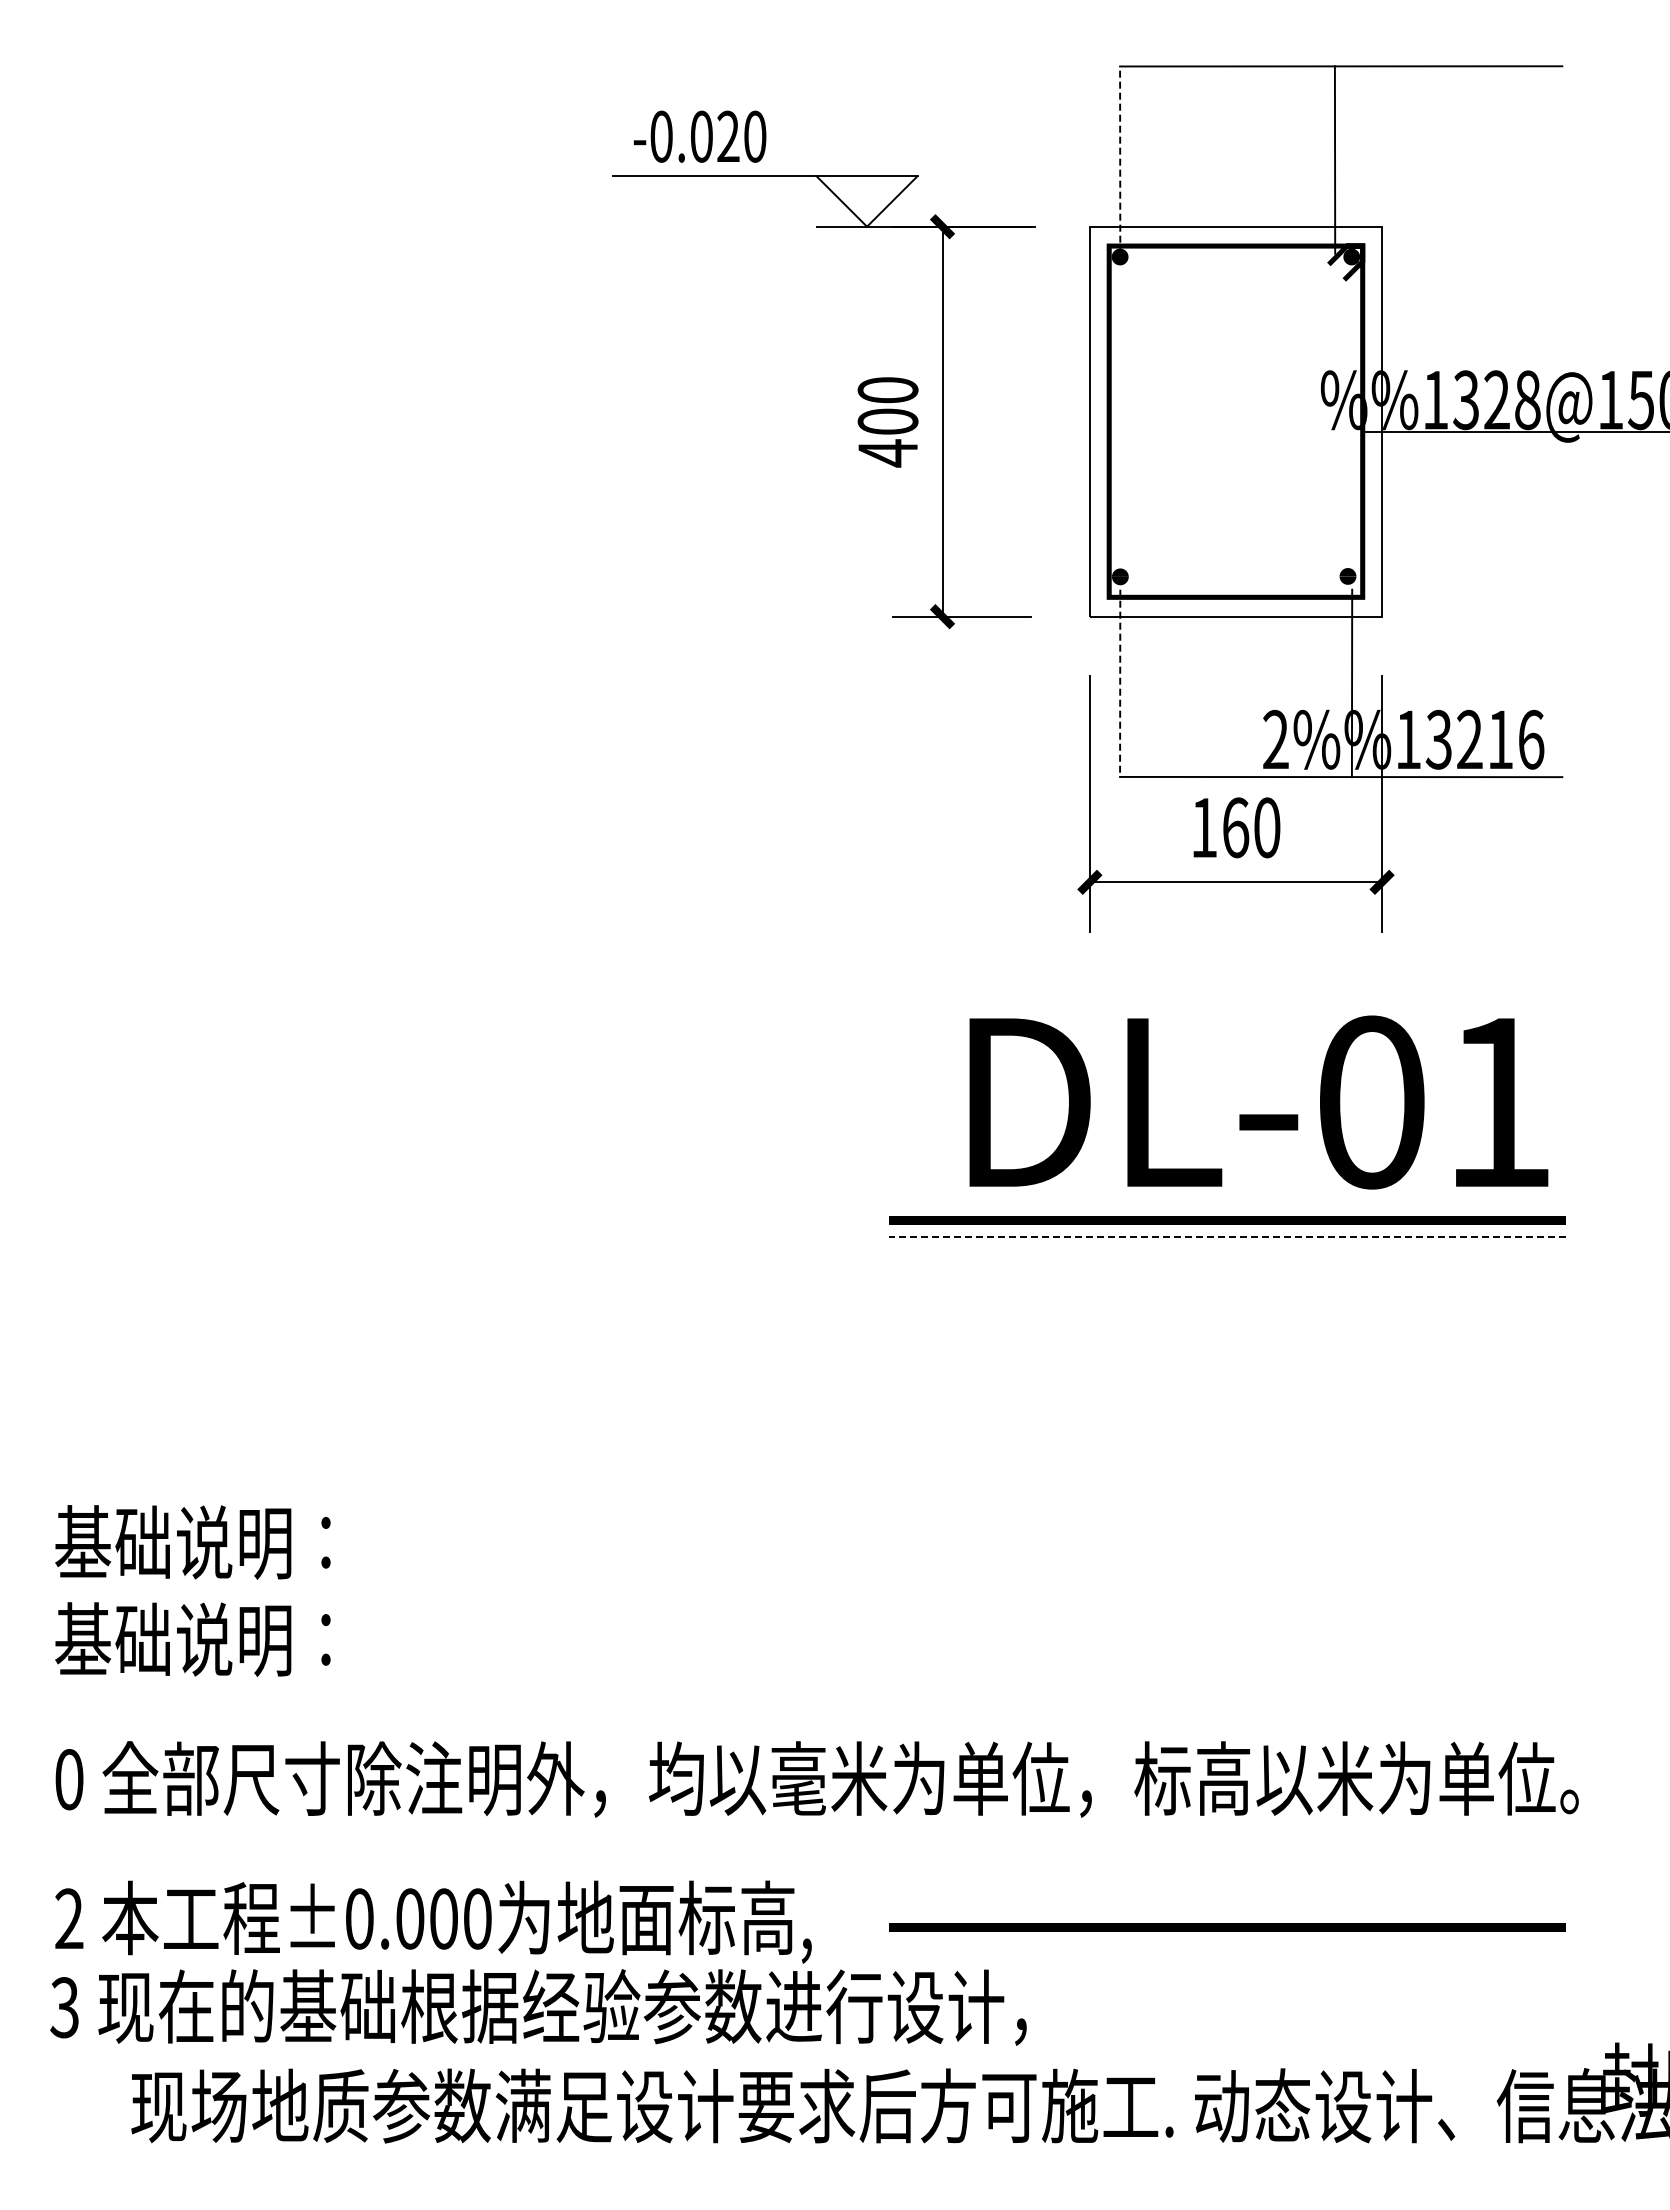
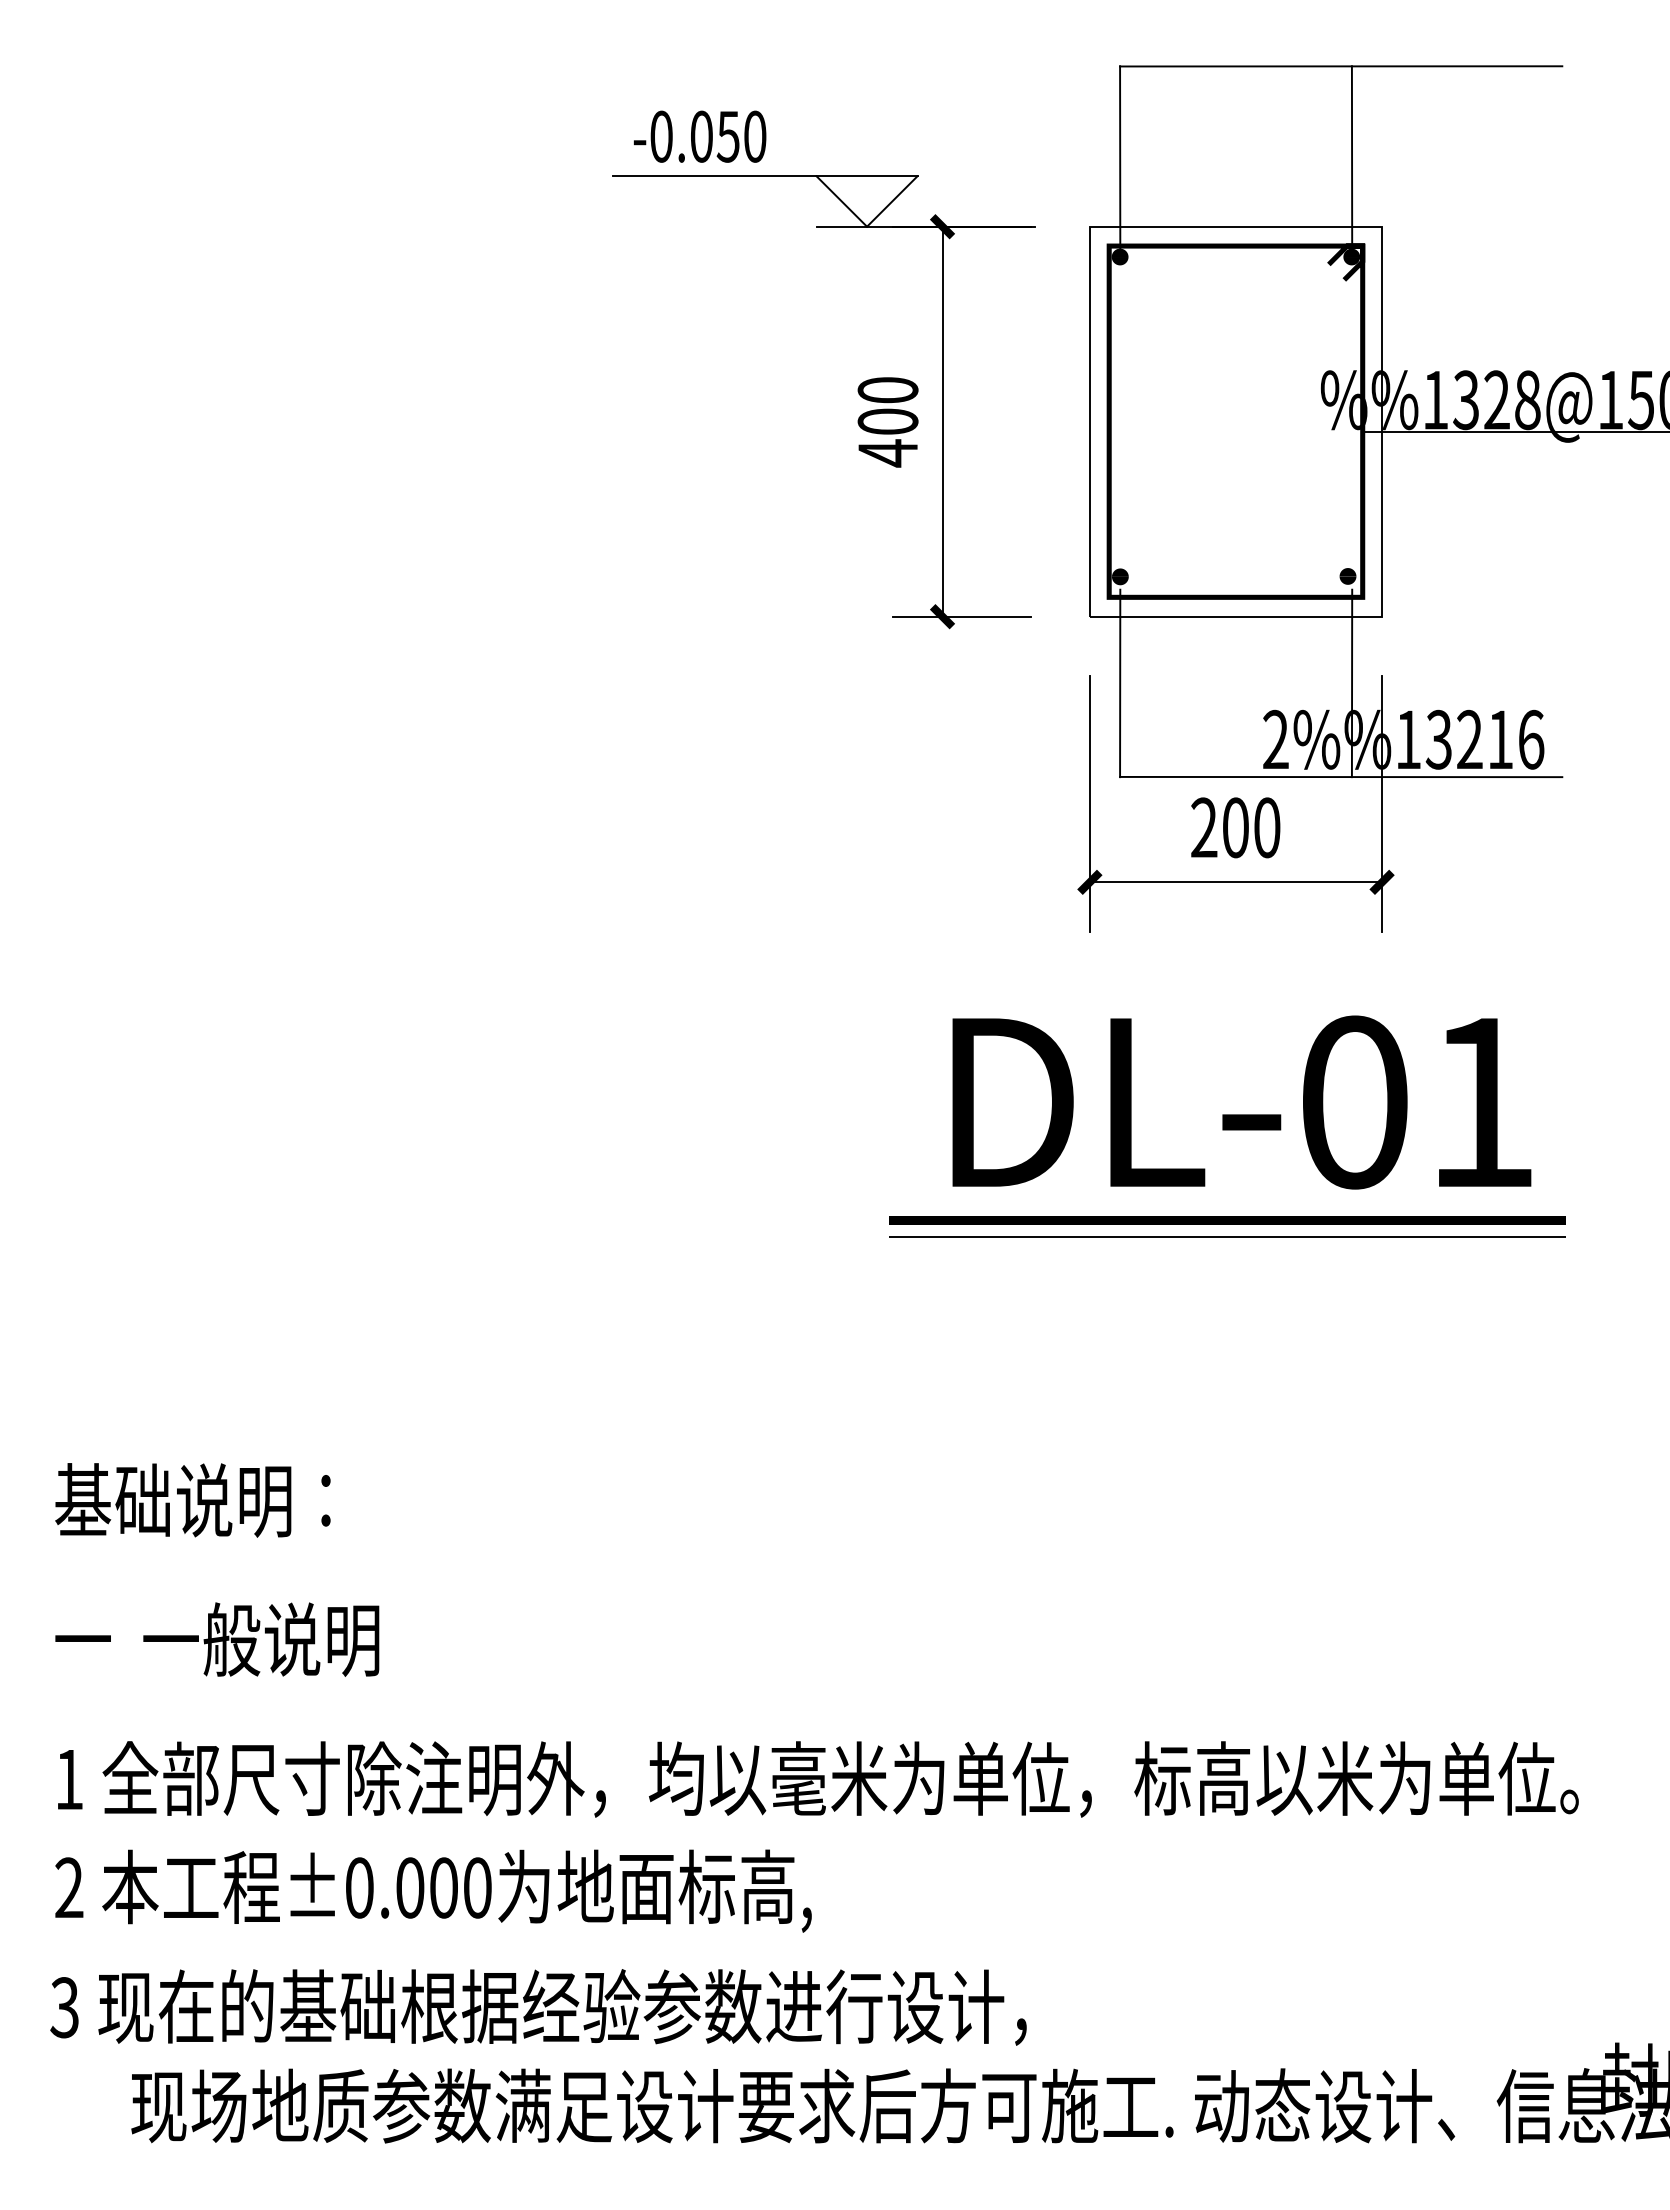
text: -0.020 -> -0.050 (727, 136)
line: dashed -> solid (1120, 159)
line position: (1334, 159) -> (1351, 159) (1351, 159)
line: dashed -> solid (1120, 683)
text: 160 -> 200 (1220, 827)
text position: (1258, 1102) -> (1241, 1102) (1241, 1102)
line: dashed -> solid (1227, 1237)
text position: (192, 1542) -> (192, 1500) (192, 1500)
text: 基础说明： -> 一  一般说明 (217, 1639)
text: 0 -> 1 (69, 1779)
text position: (433, 1921) -> (433, 1890) (433, 1890)
line: present -> none (1227, 1927)
